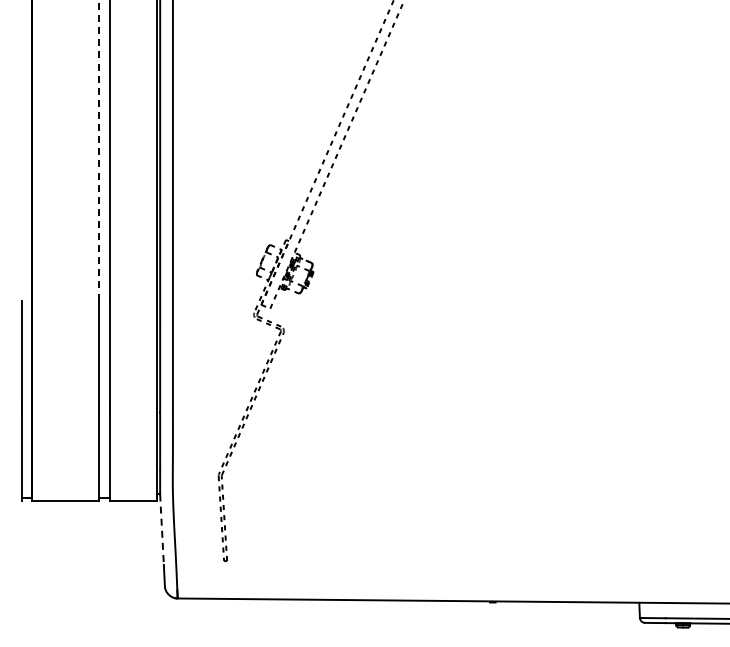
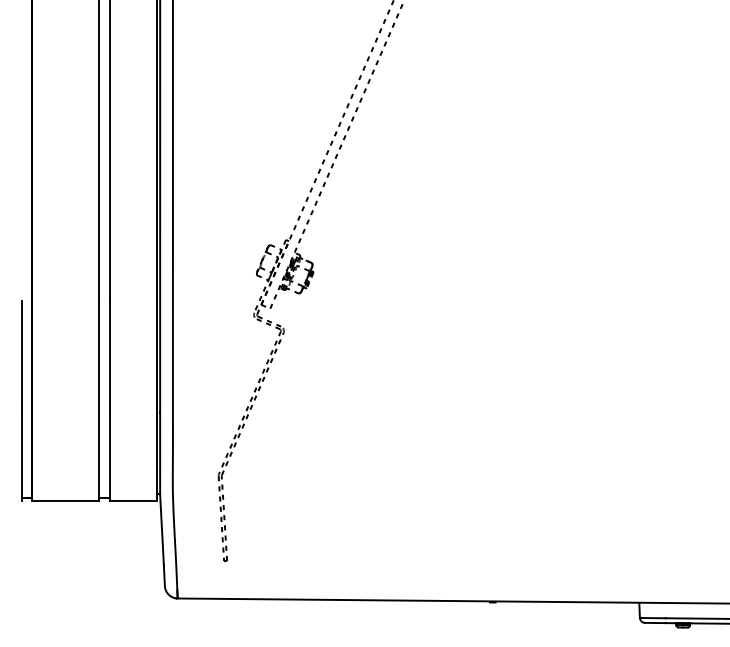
line: dashed -> solid (99, 150)
line: dashed -> solid (162, 530)
